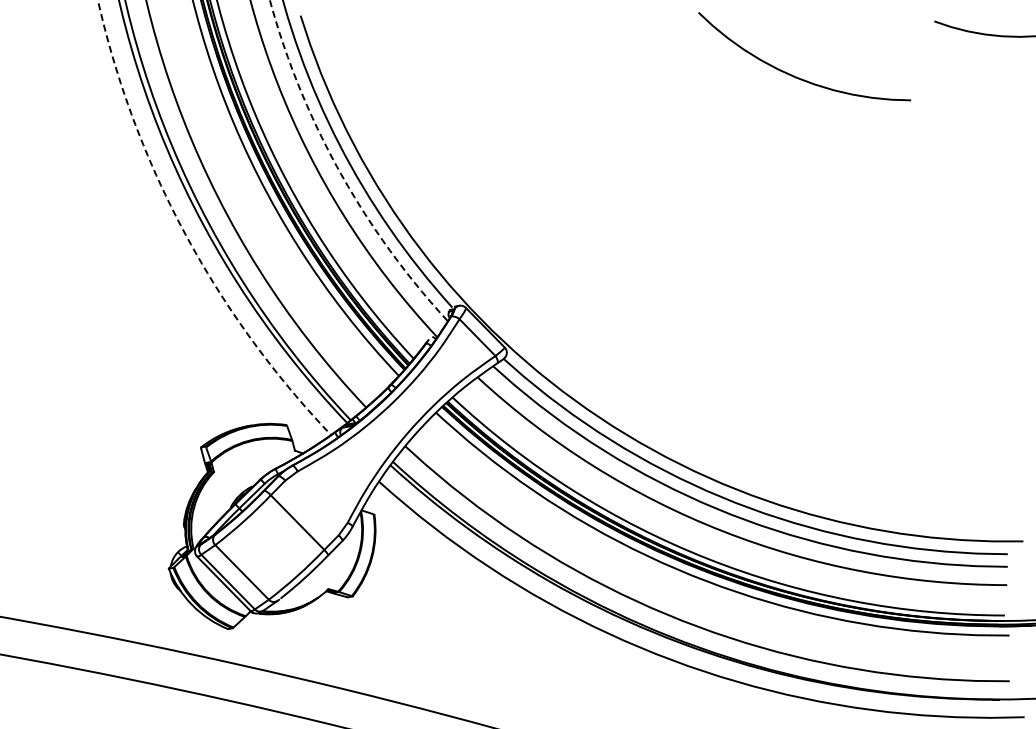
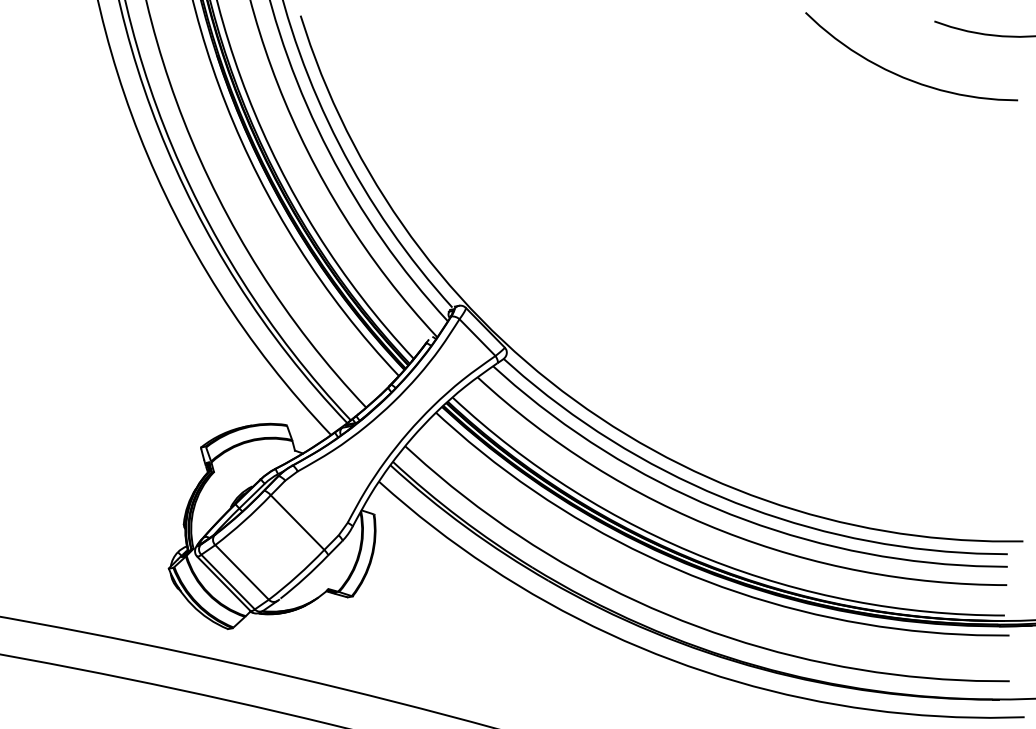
curve position: (794, 75) -> (901, 75) (901, 75)
arc: dashed -> solid (340, 172)
arc: dashed -> solid (185, 234)
